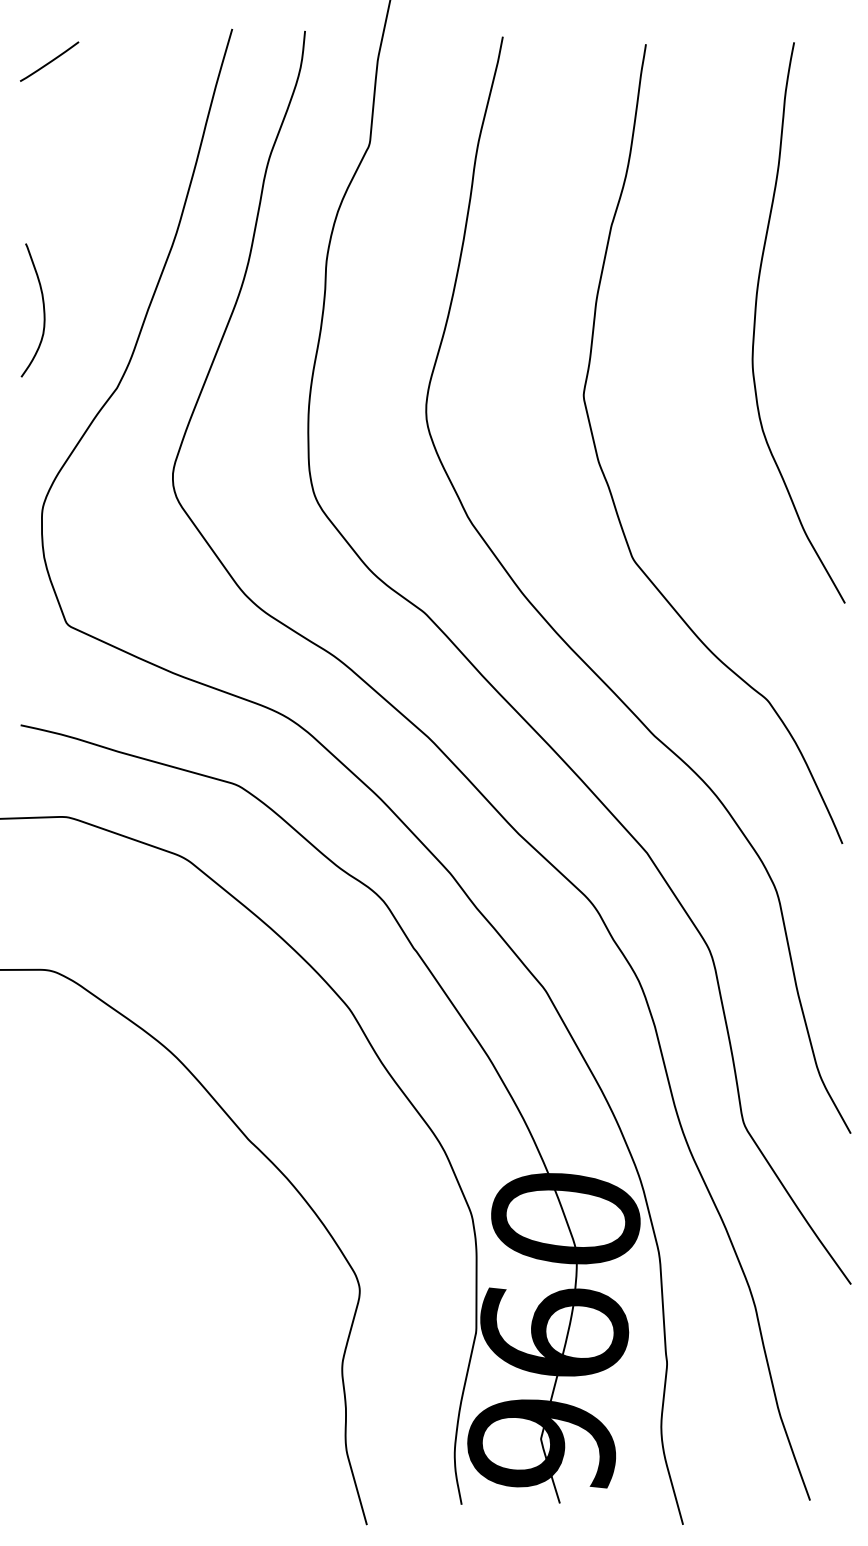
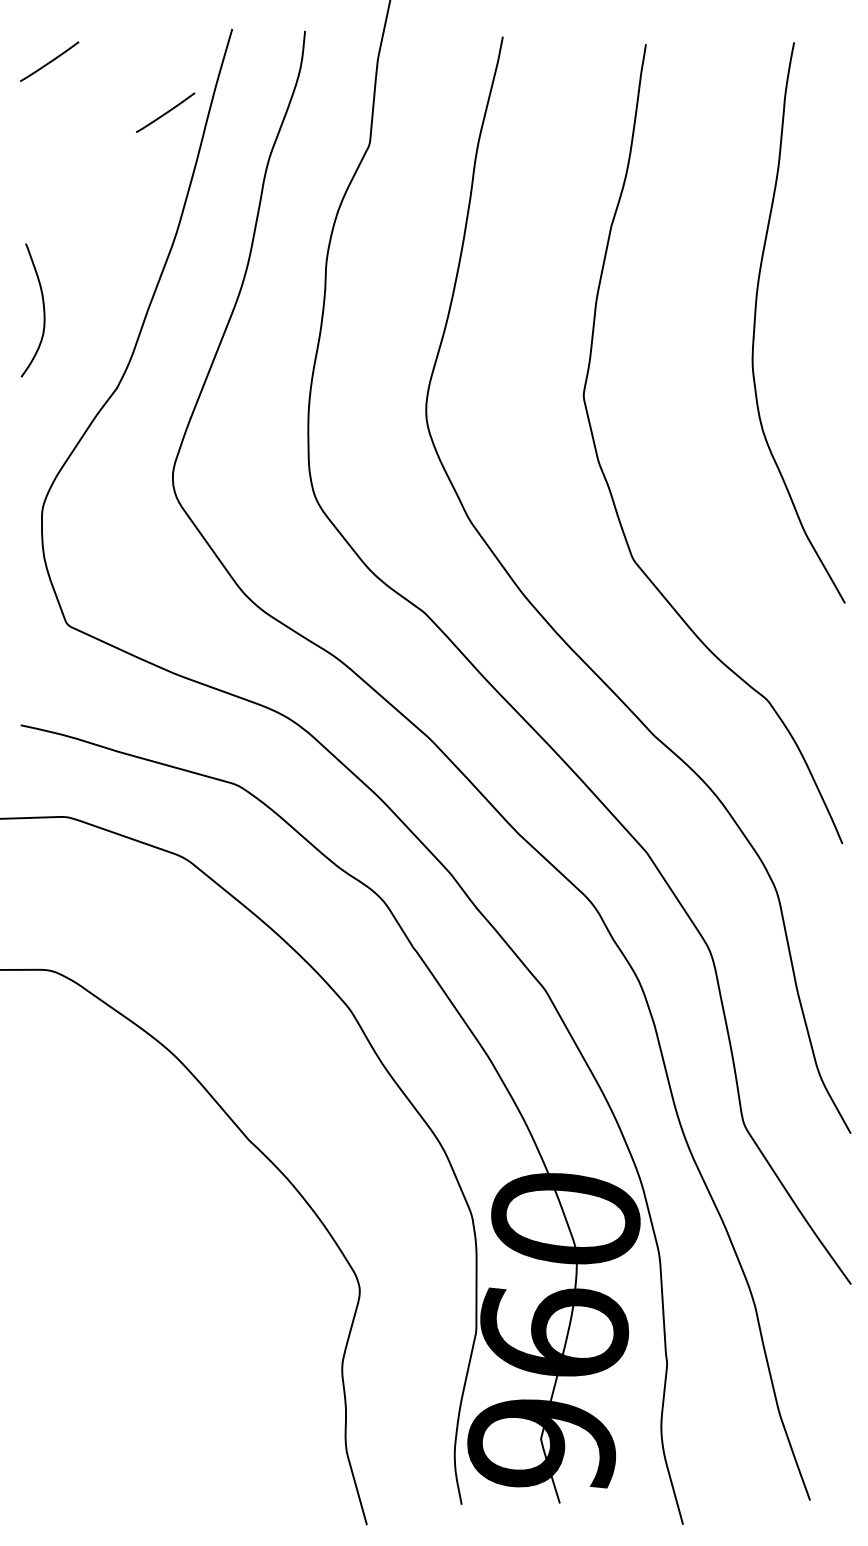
line: none -> present (165, 112)
